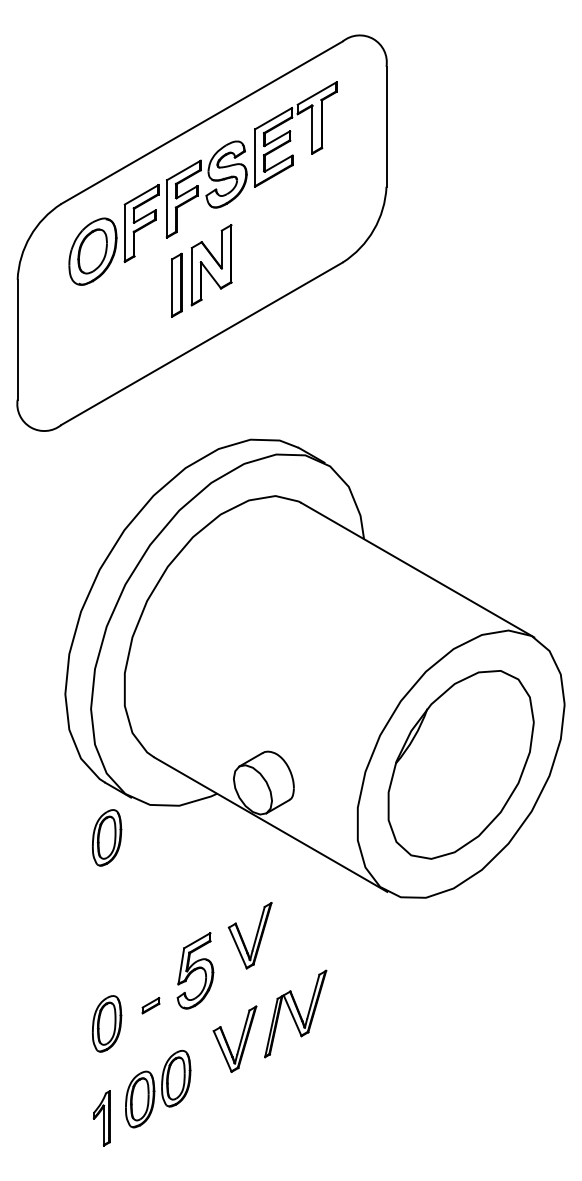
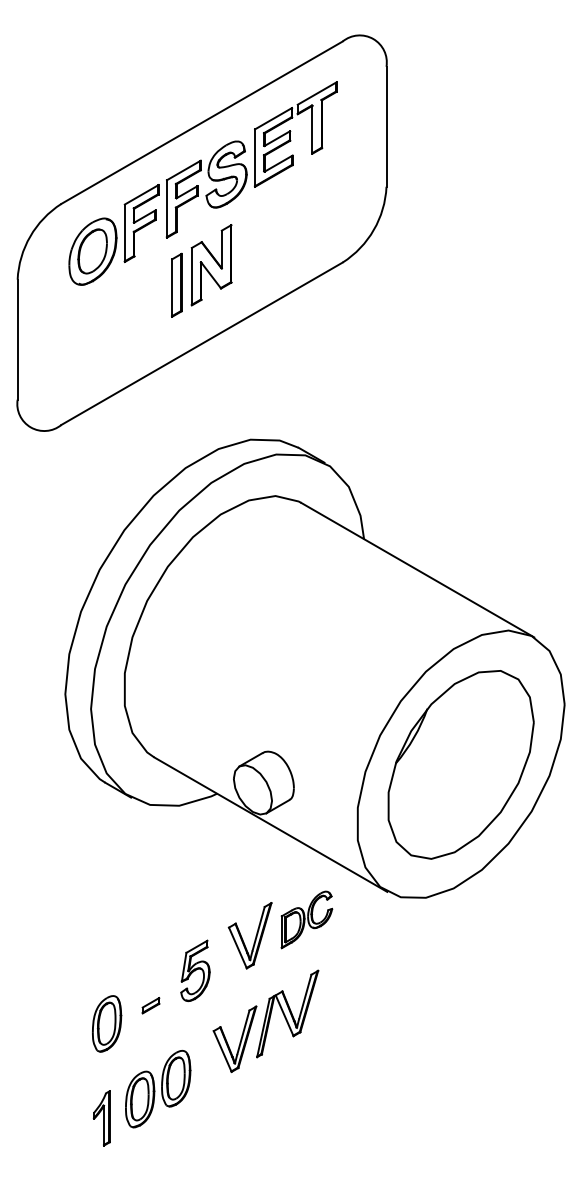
part: present -> none (107, 837)
part: none -> present (306, 919)
part size: 39x78 px -> 31x64 px (195, 970)
part position: (295, 1013) -> (287, 1013) (287, 1013)
